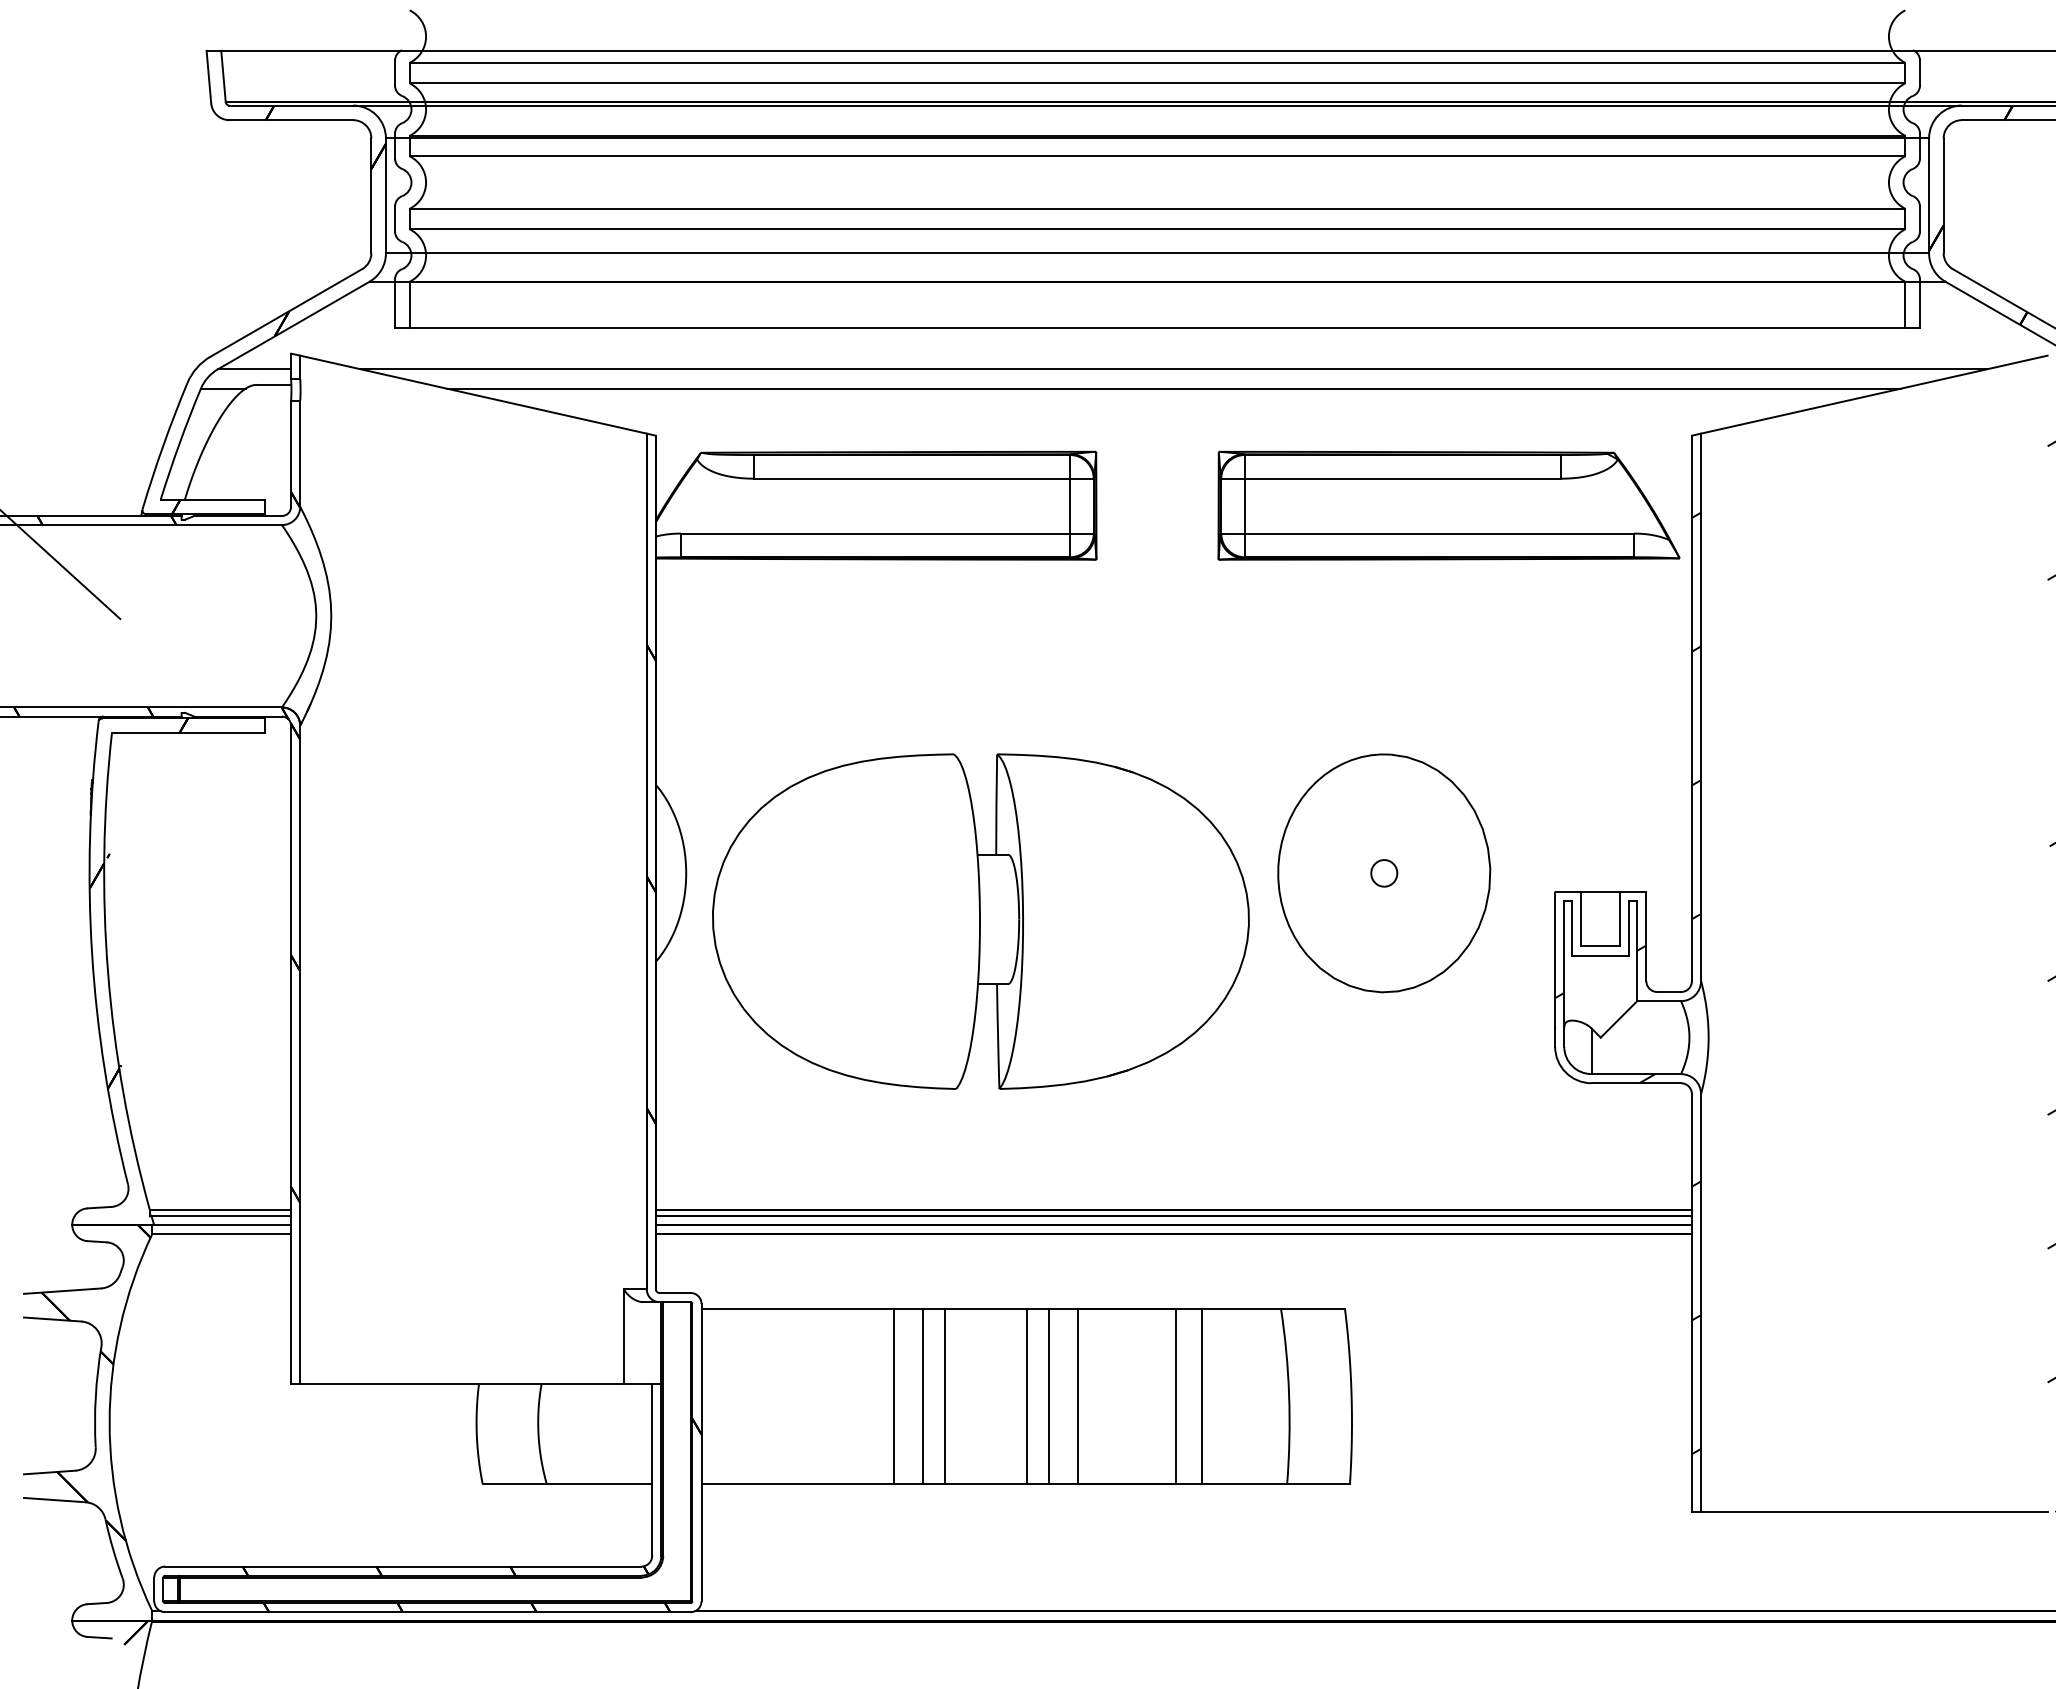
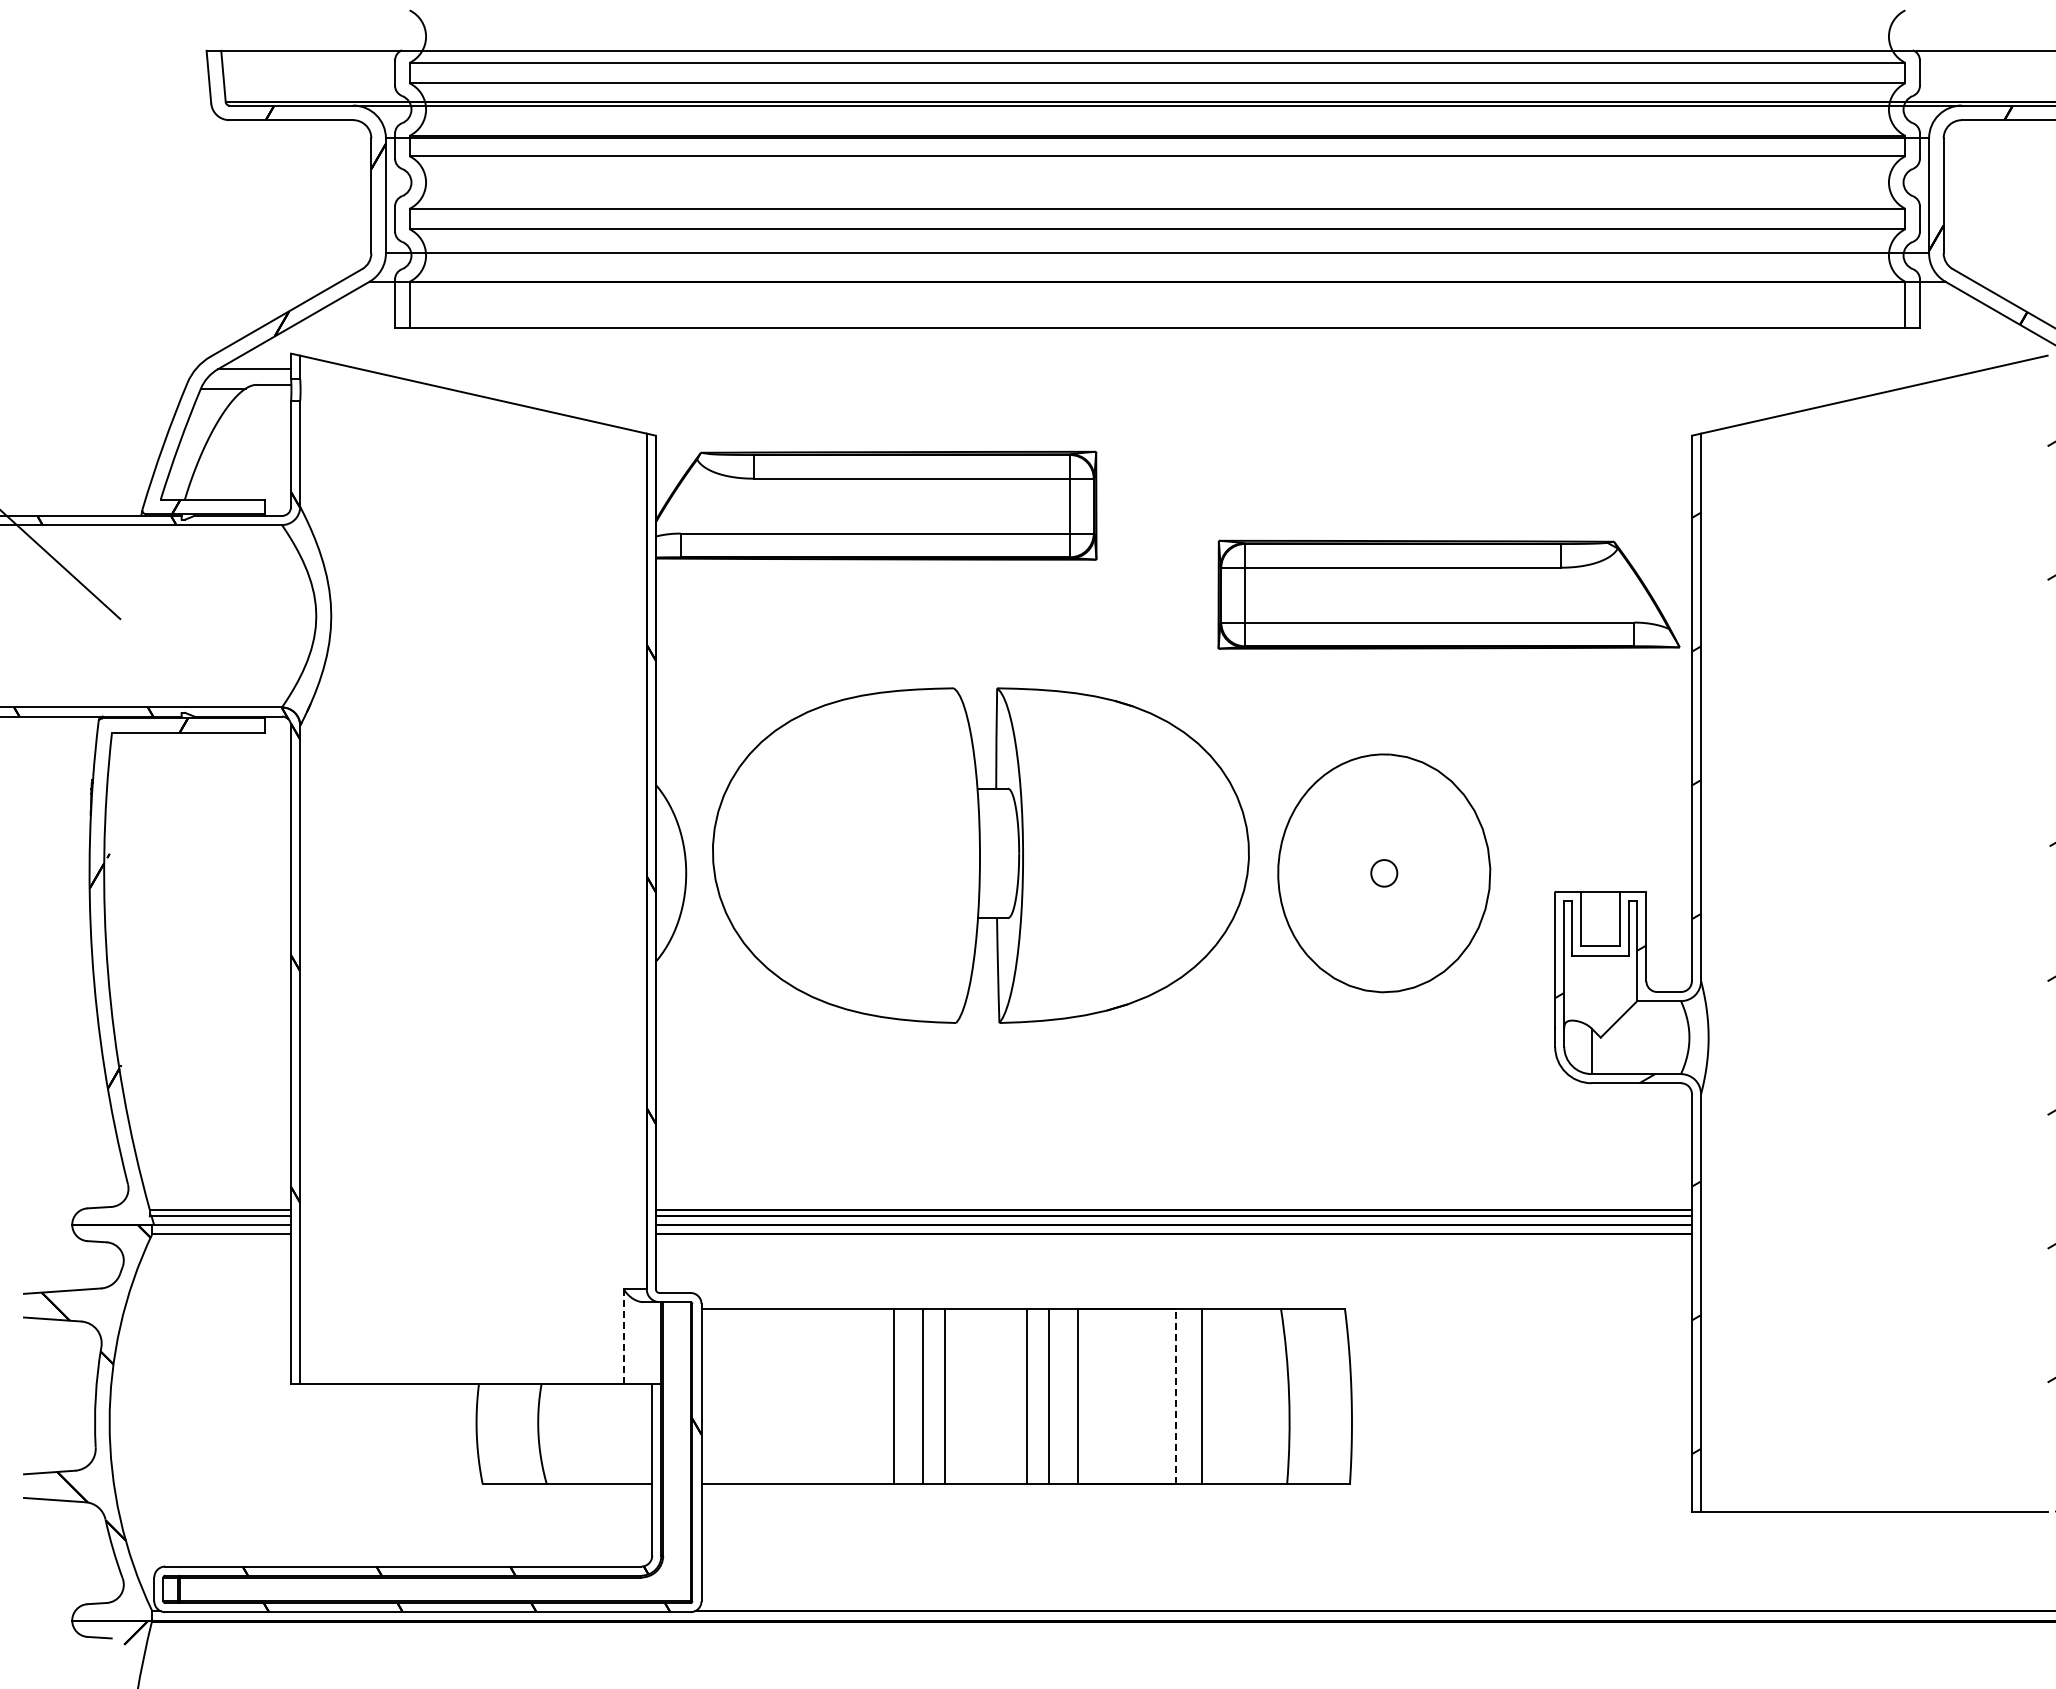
line: present -> none (1173, 369)
line: present -> none (1173, 388)
part position: (1448, 505) -> (1448, 594) (1448, 594)
part position: (980, 921) -> (980, 855) (980, 855)
line: solid -> dashed (623, 1337)
line: solid -> dashed (1176, 1396)
